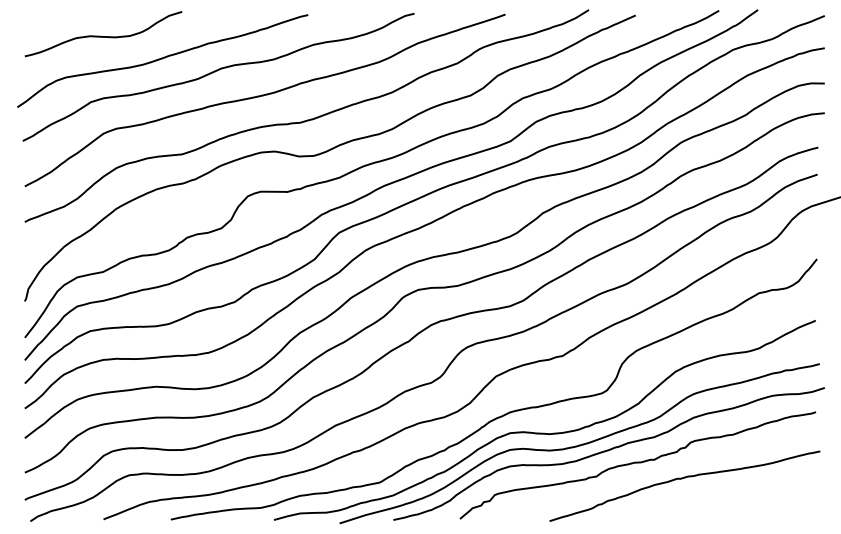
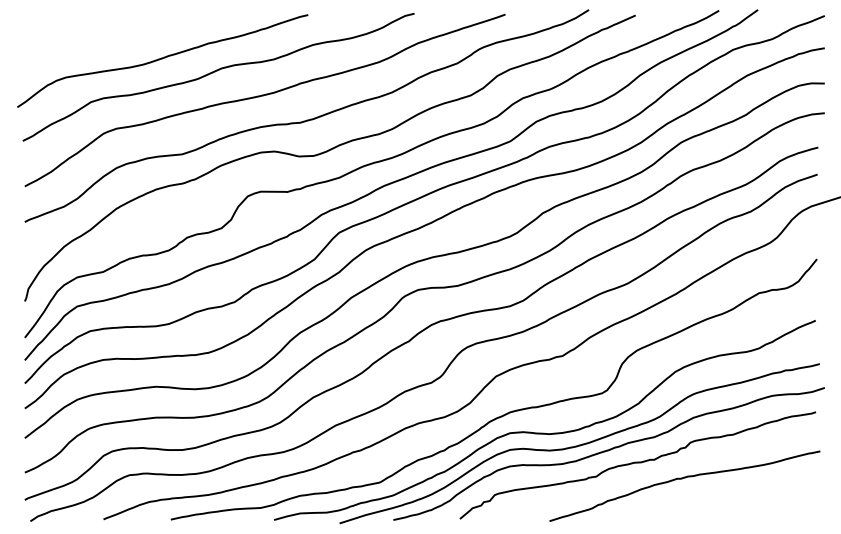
curve: present -> none (103, 36)
